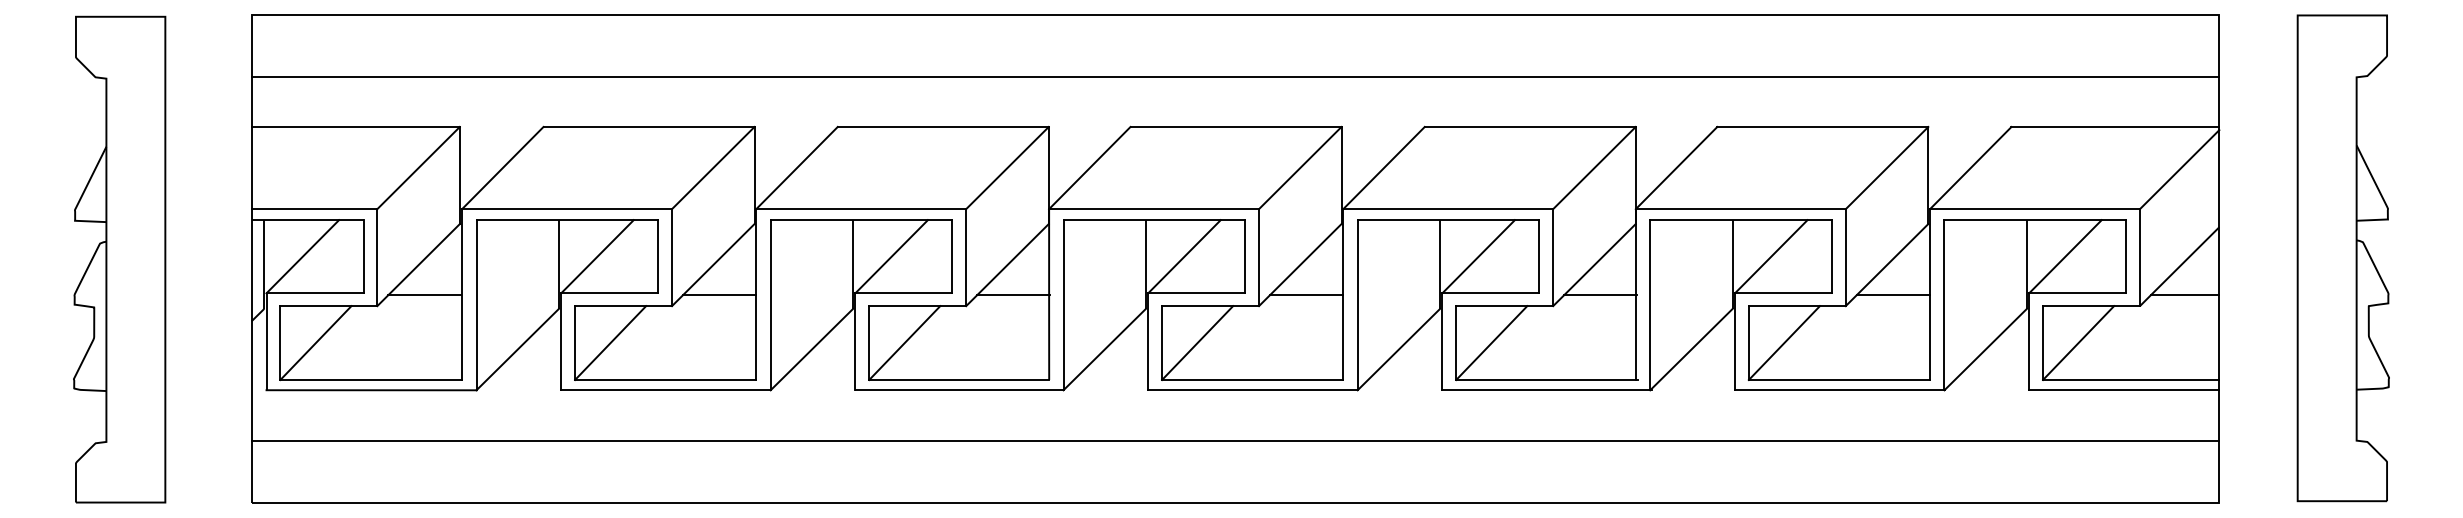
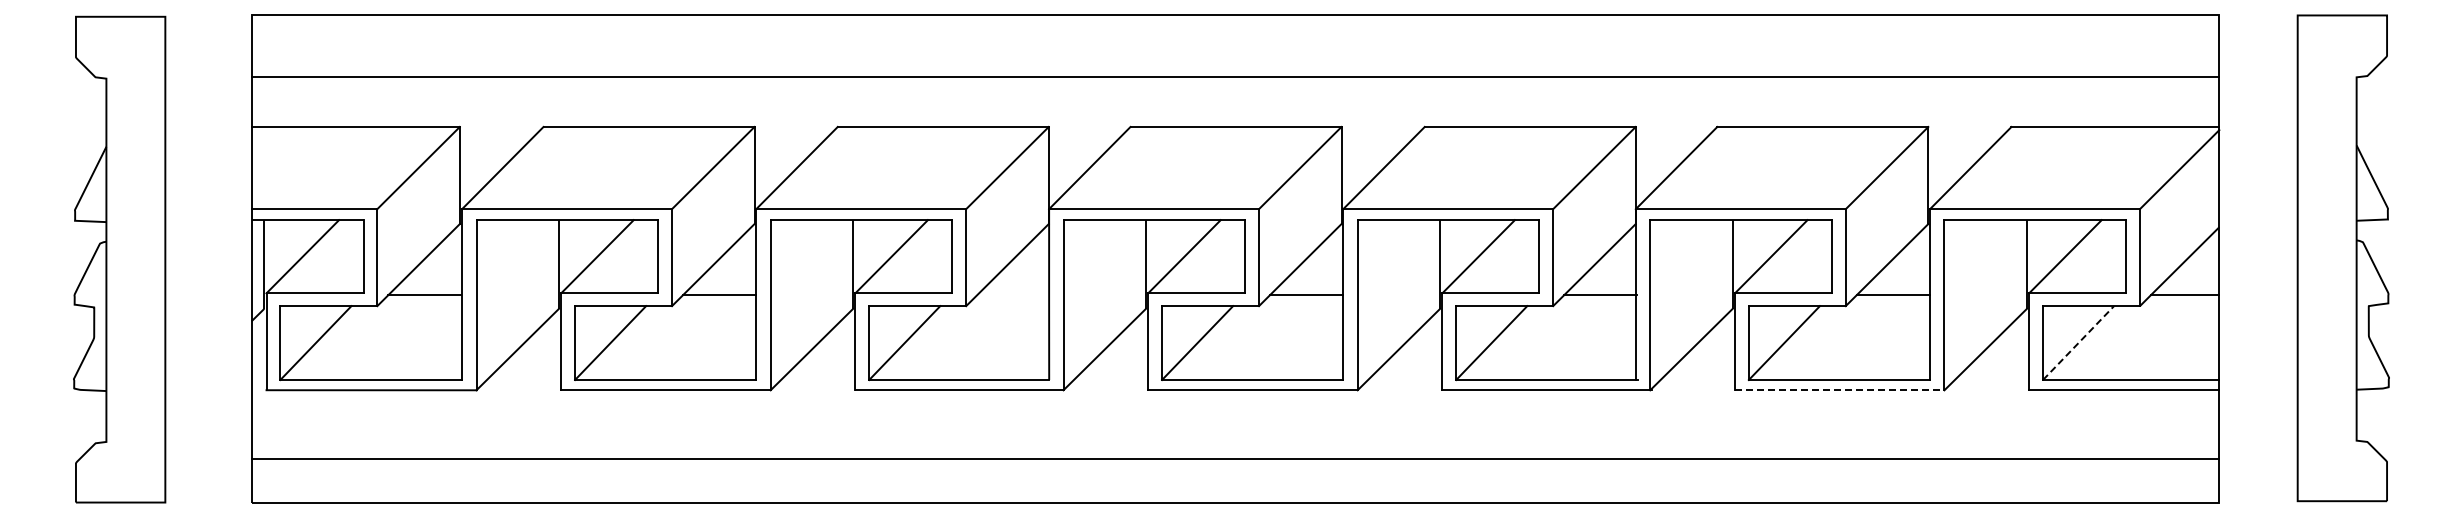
line: present -> none (1013, 295)
line: solid -> dashed (2078, 342)
line: solid -> dashed (1839, 390)
line position: (1235, 441) -> (1235, 459) (1235, 459)
